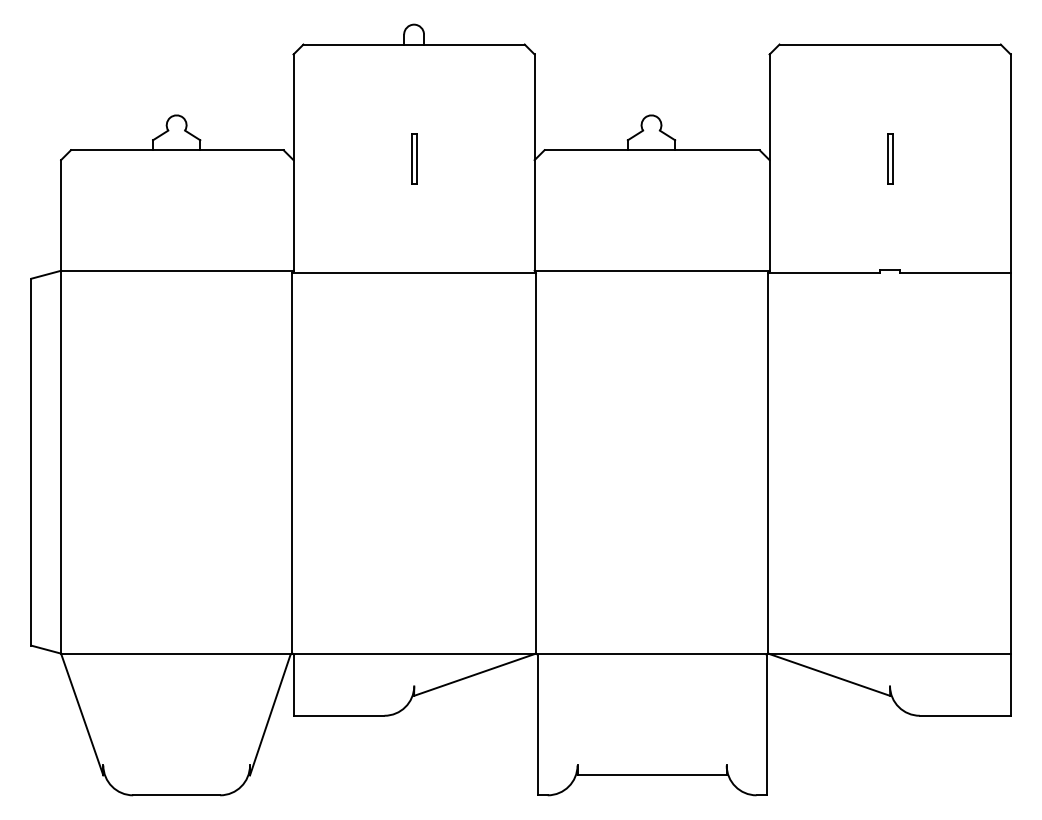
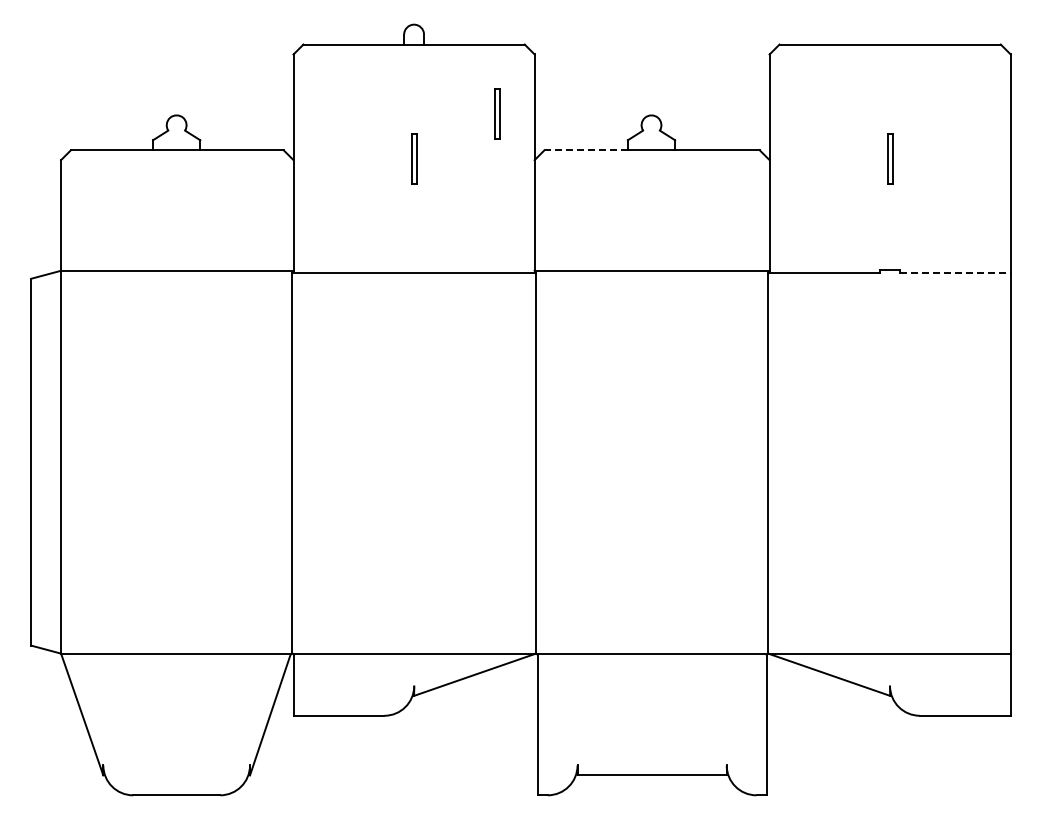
part: none -> present (497, 113)
line: solid -> dashed (586, 150)
line: solid -> dashed (955, 273)
